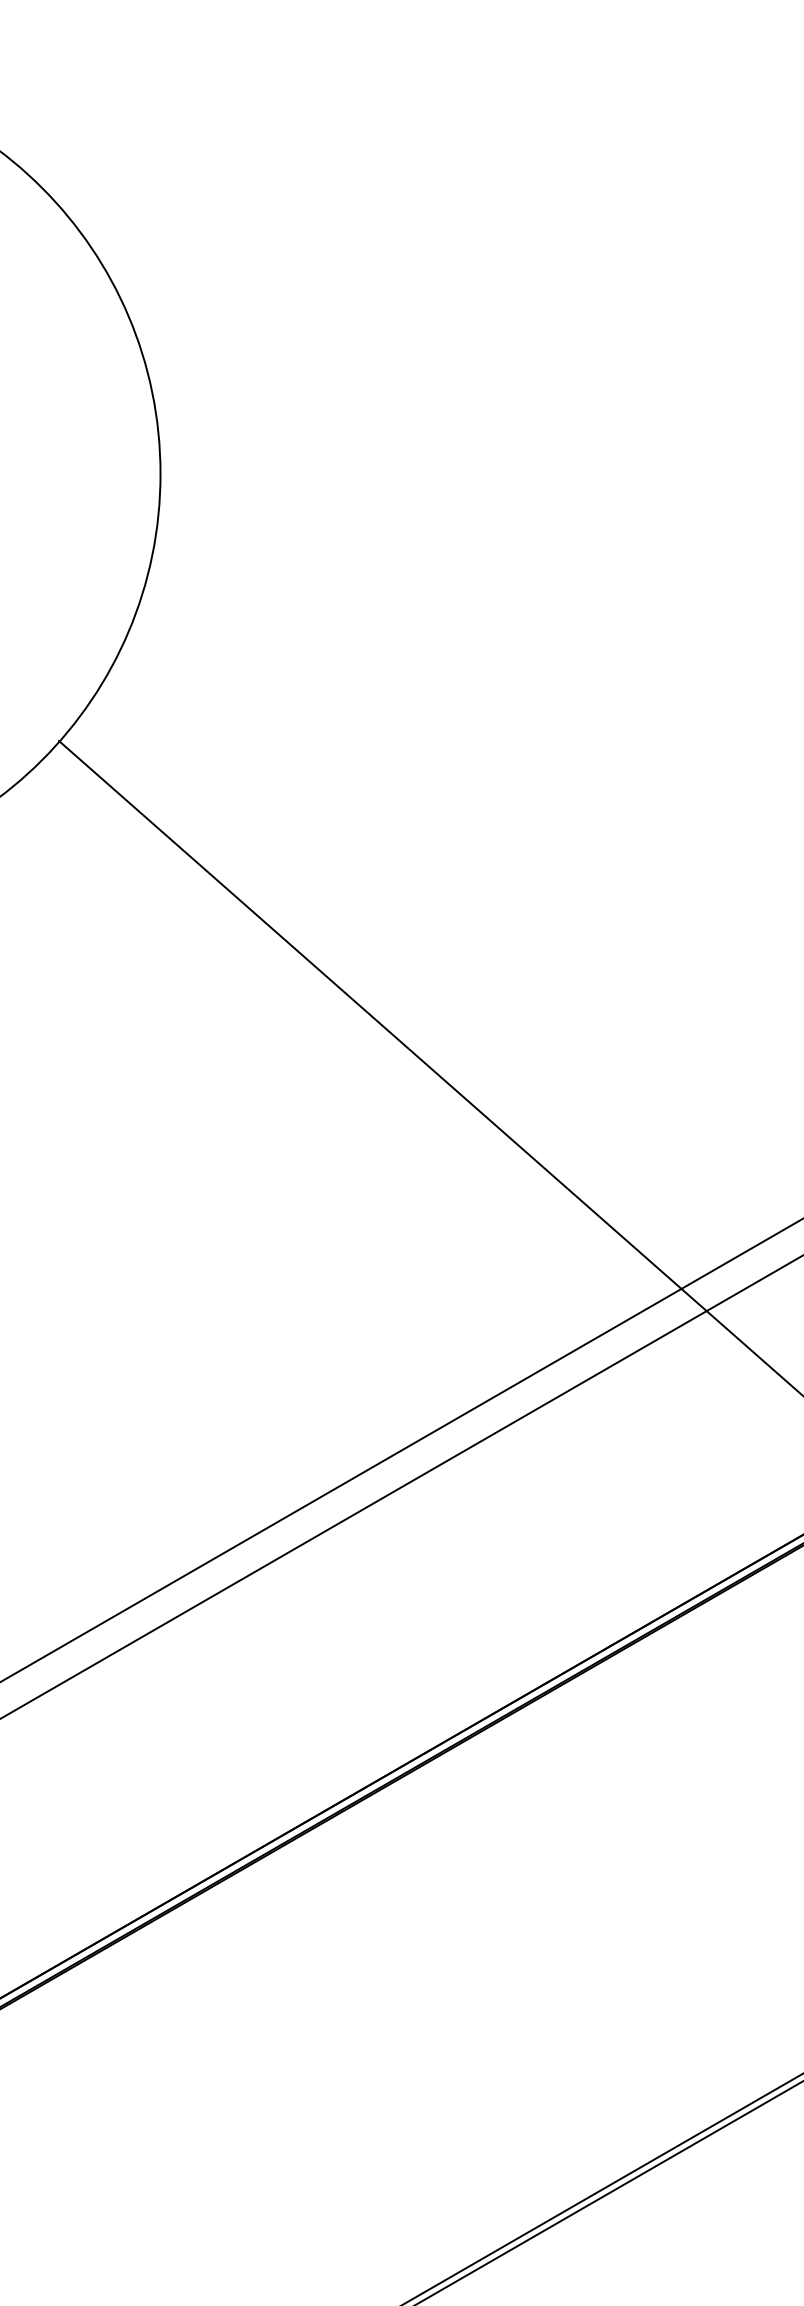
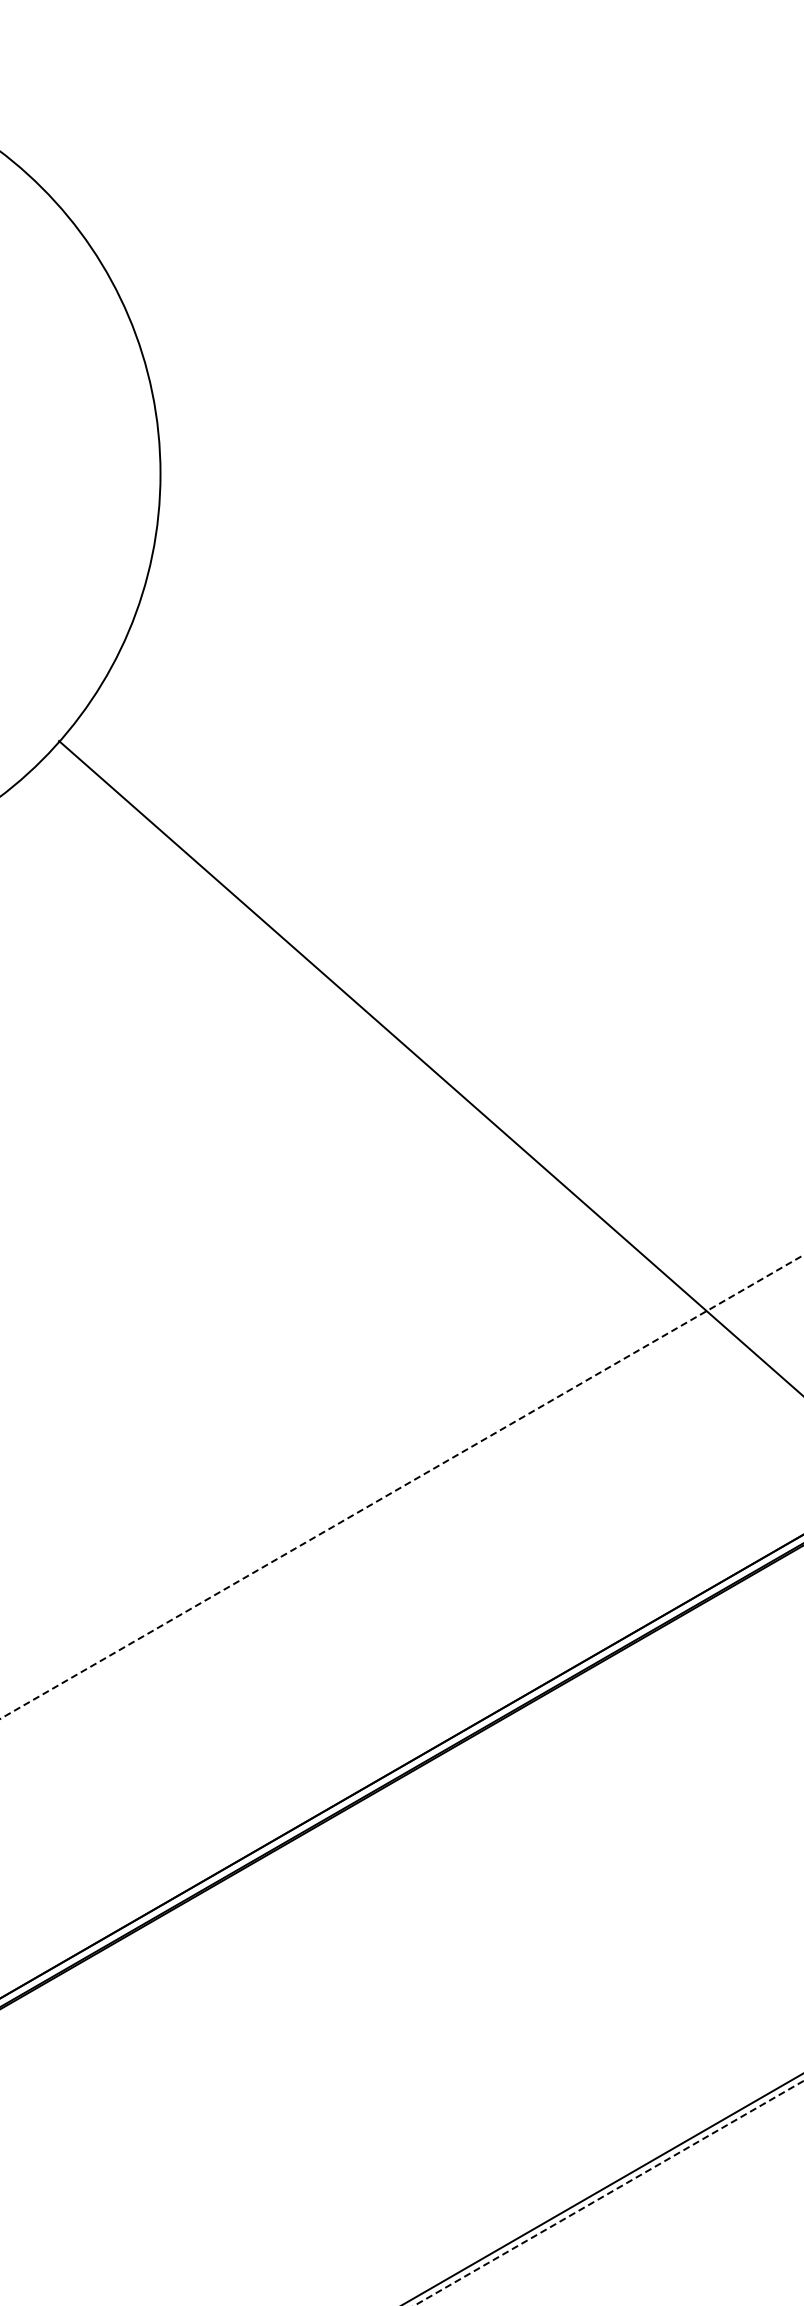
line: present -> none (401, 1450)
line: solid -> dashed (401, 1487)
line: solid -> dashed (608, 2193)
